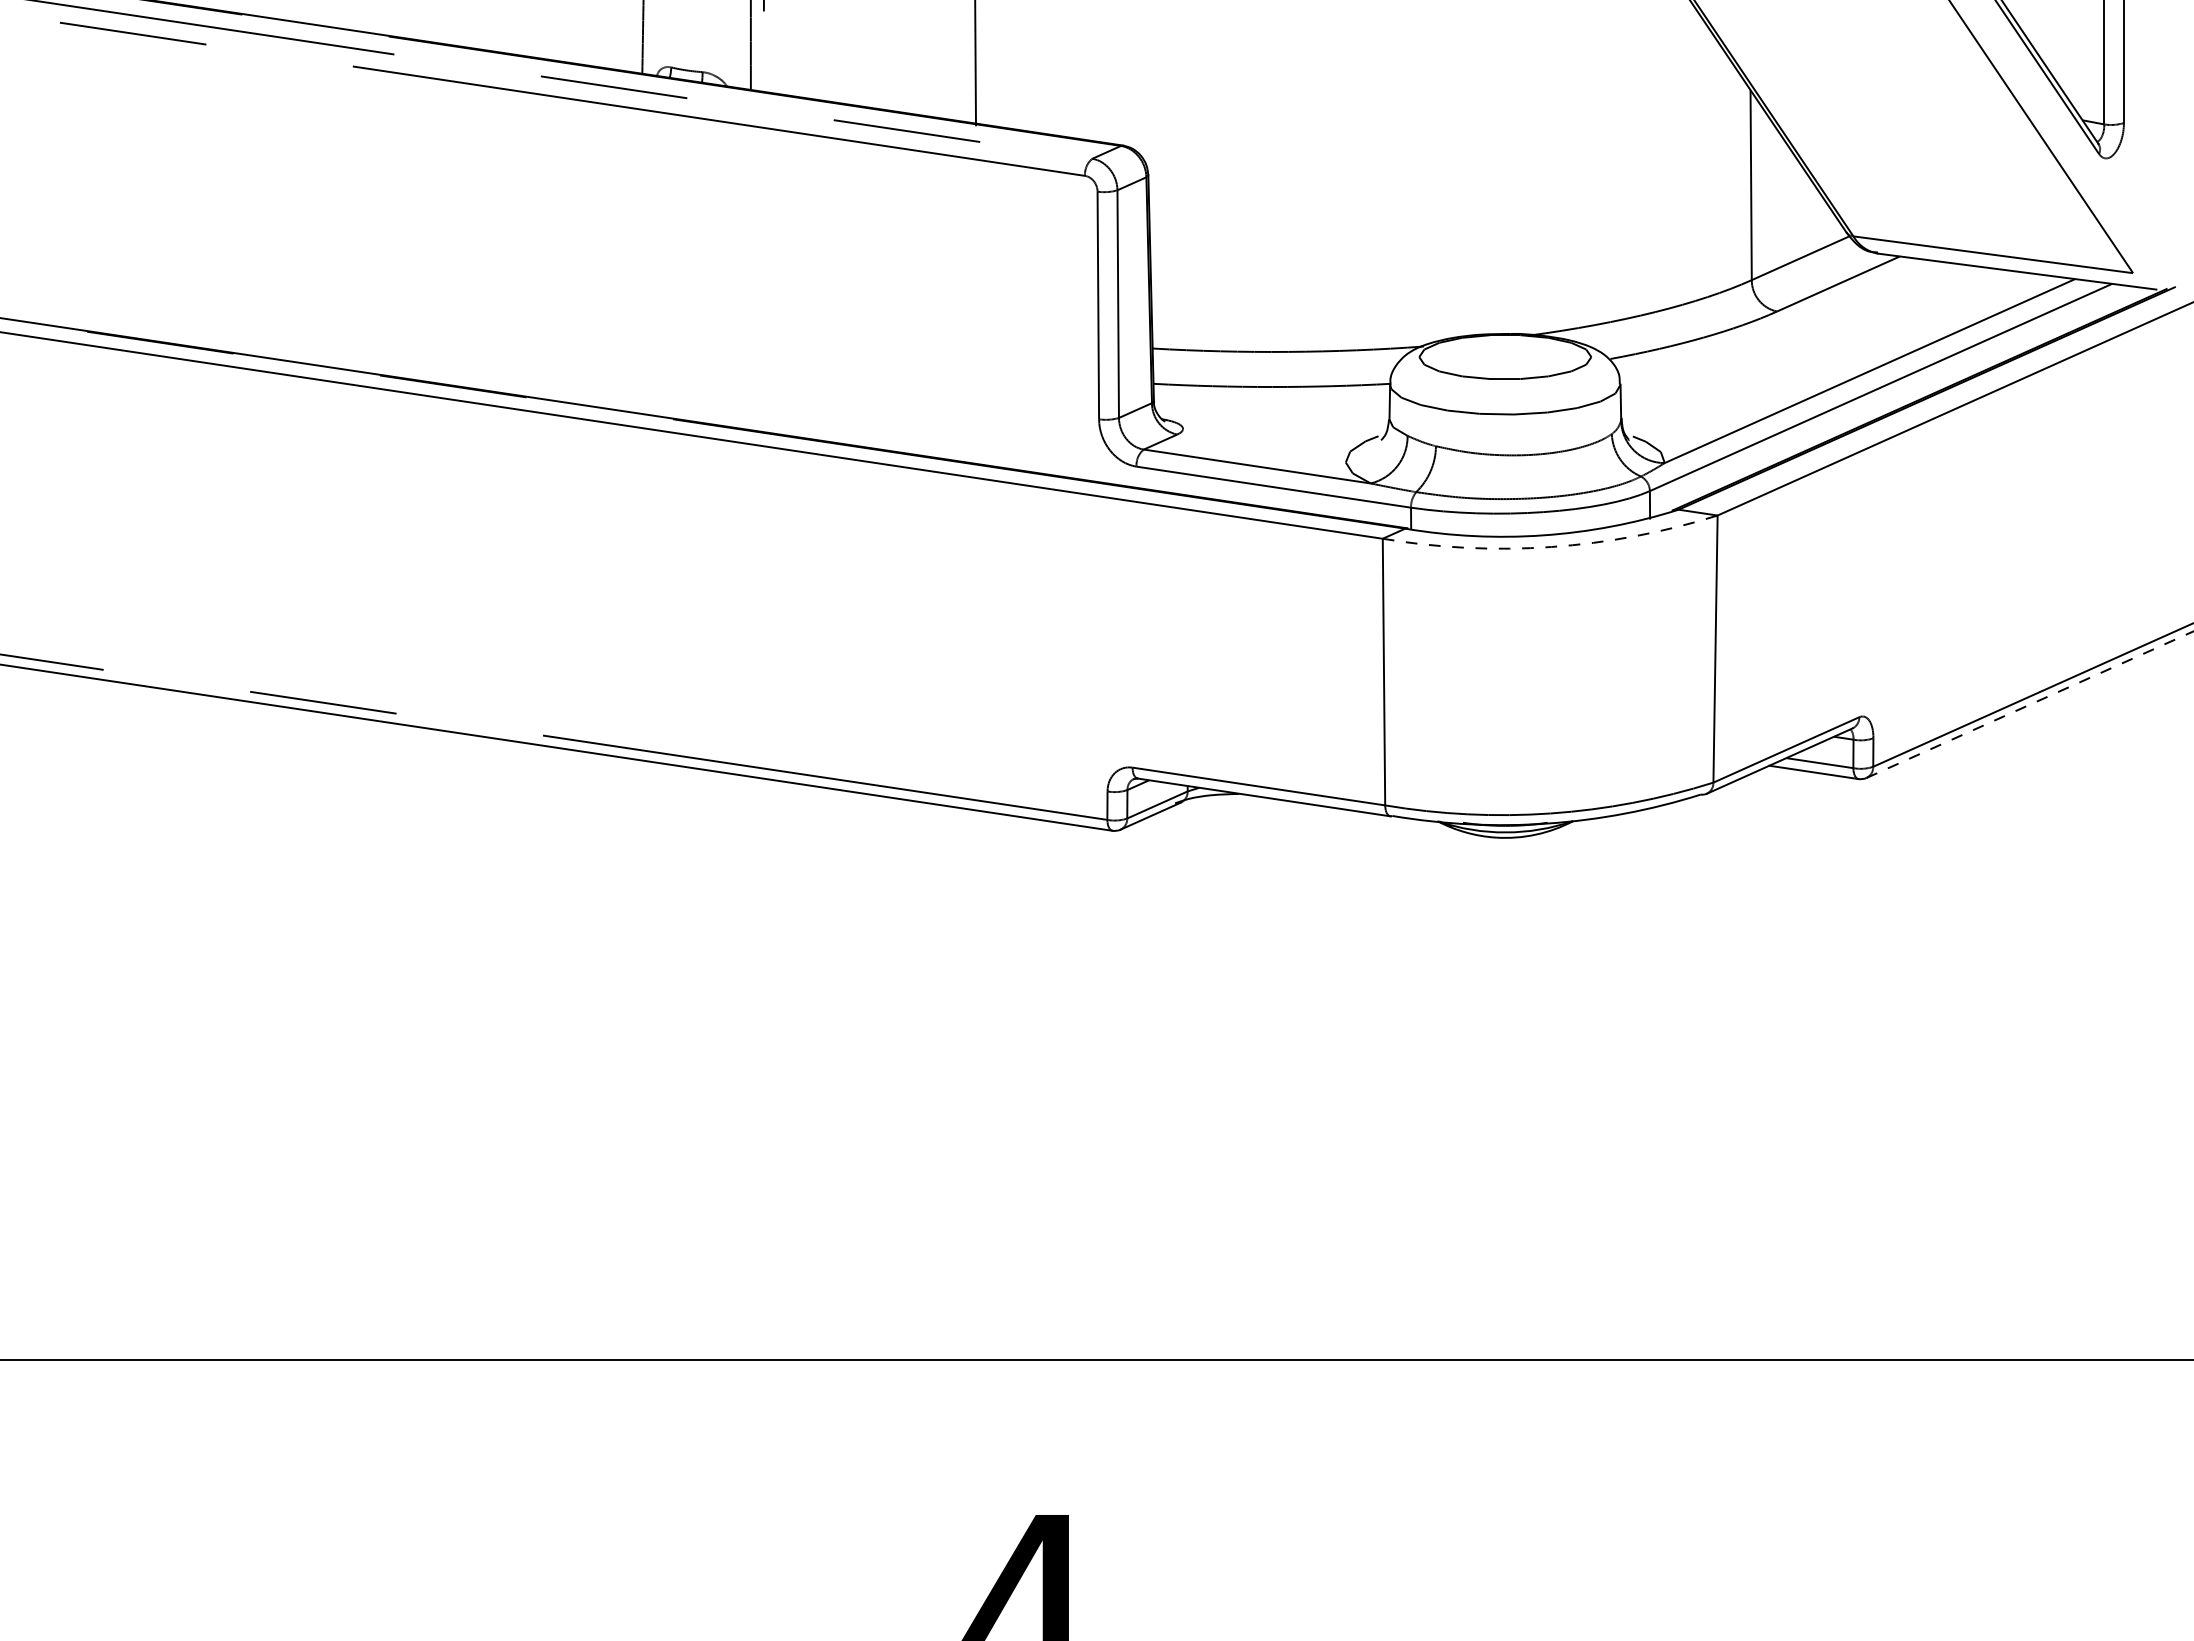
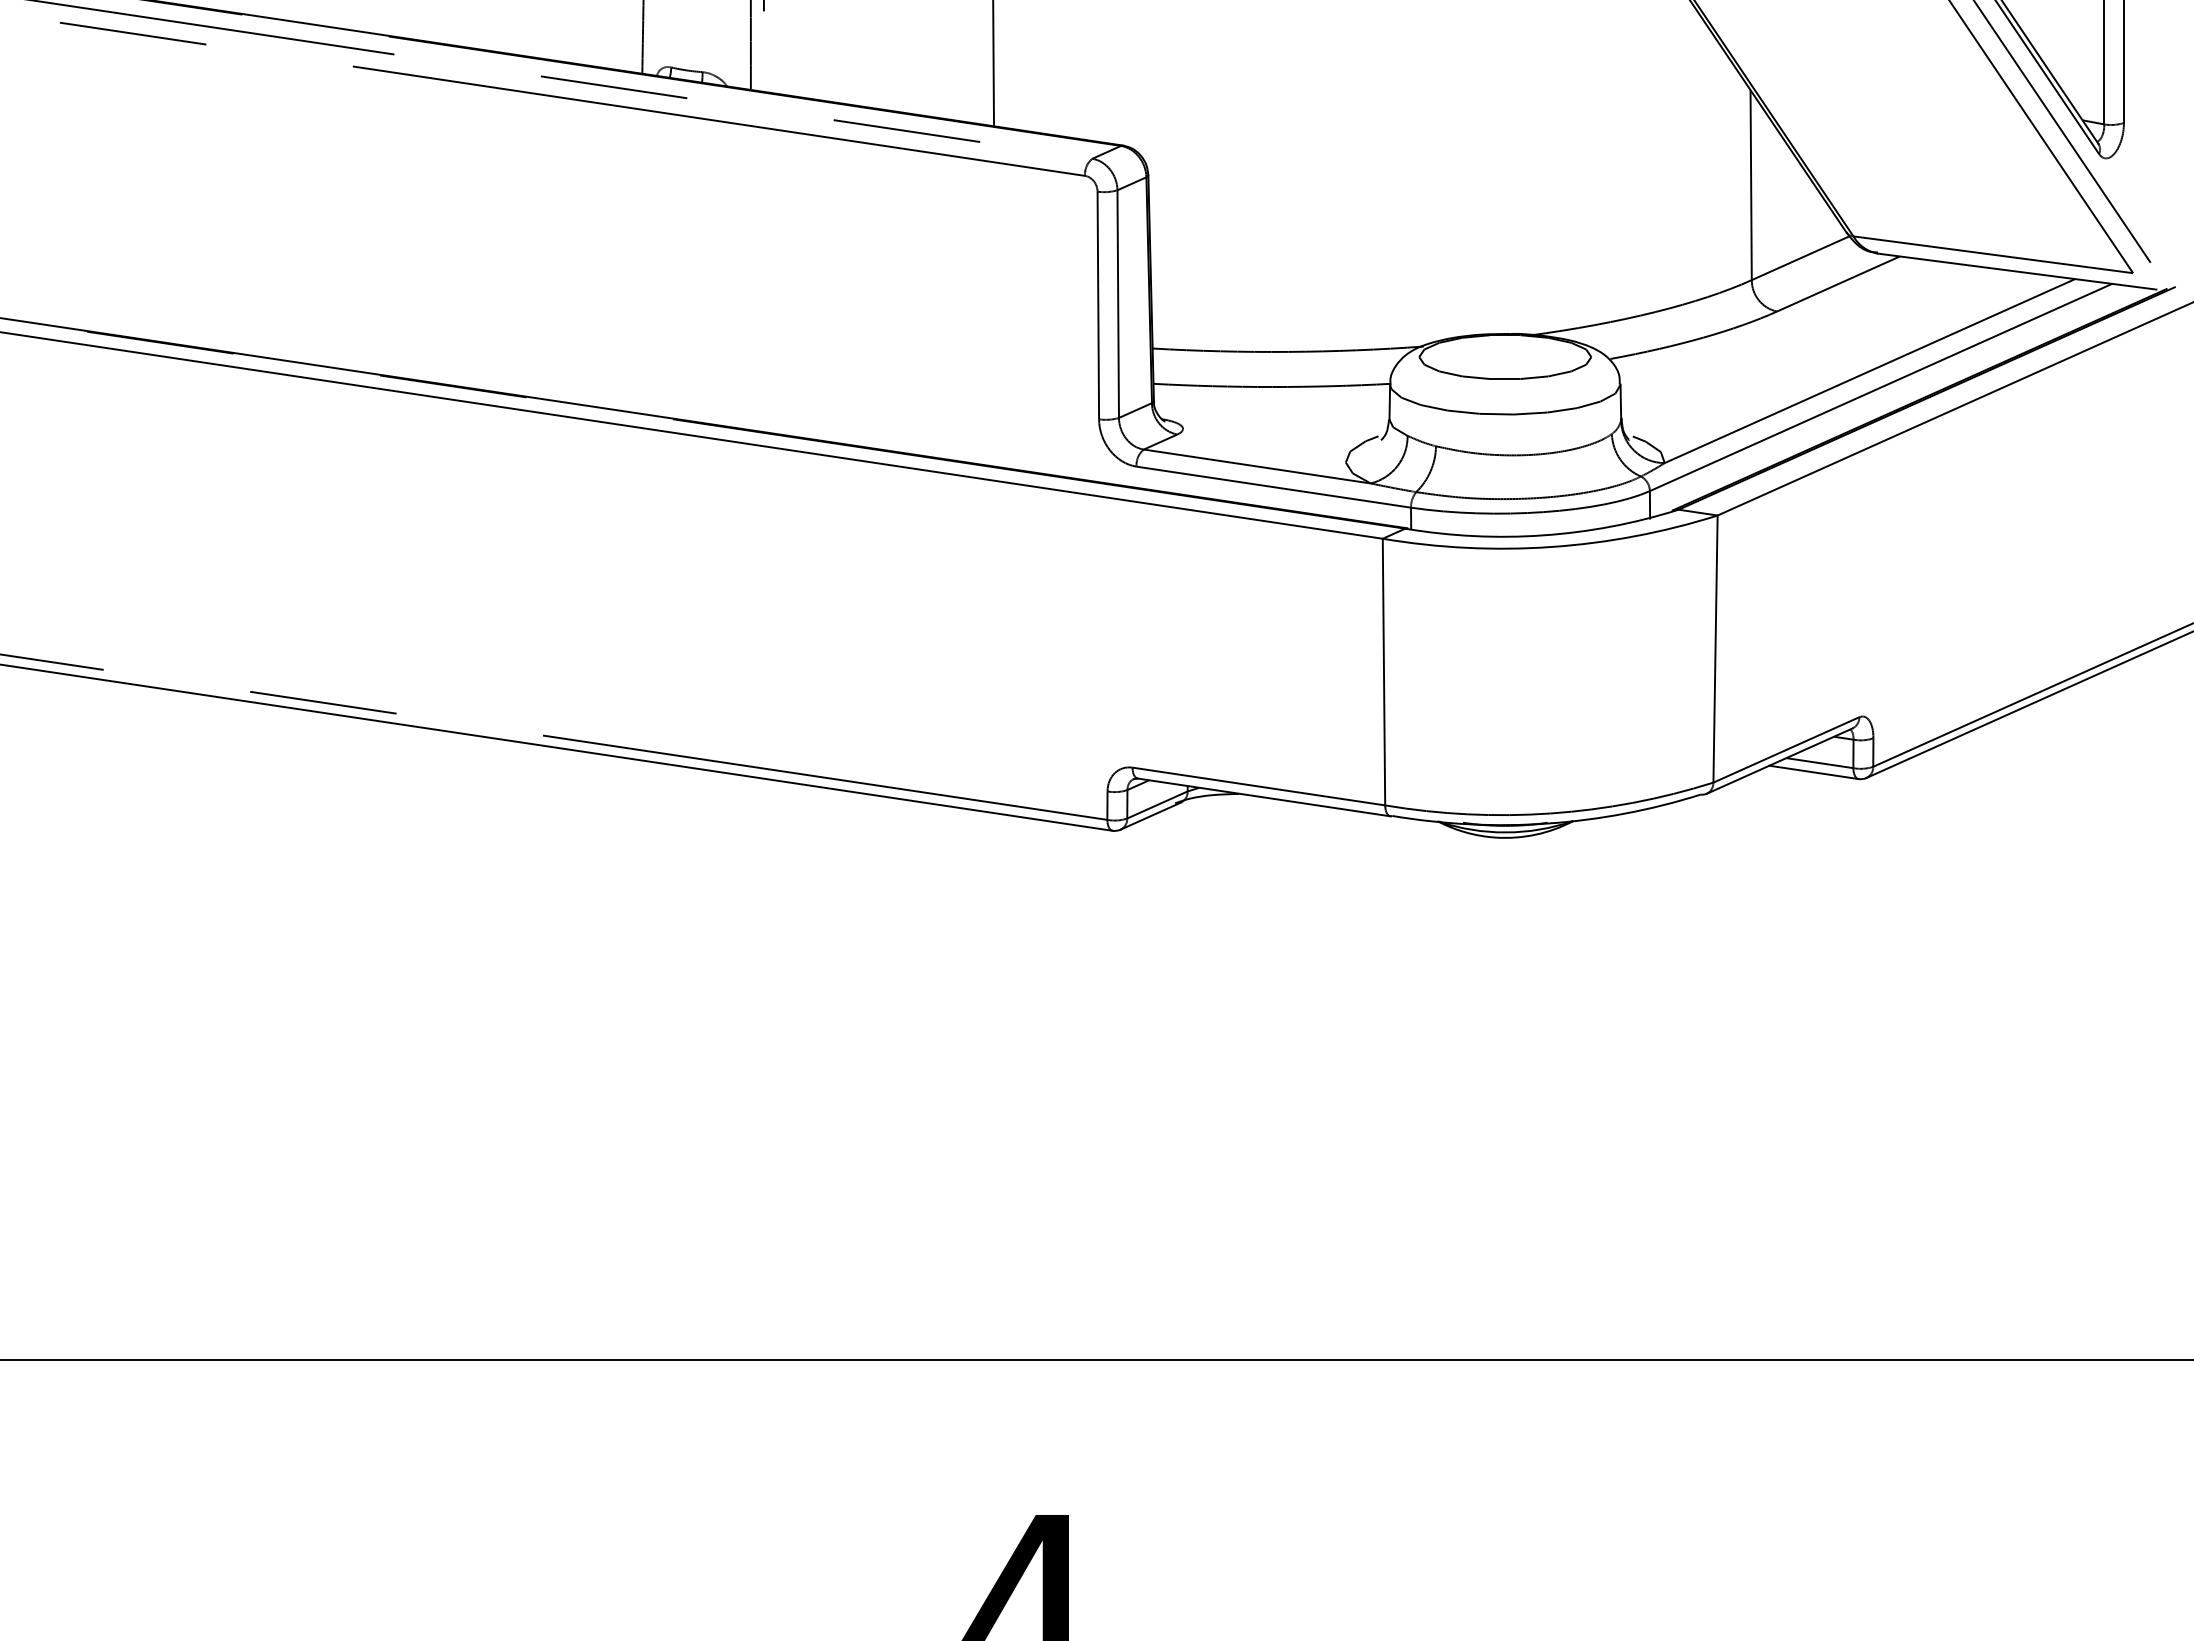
line position: (975, 64) -> (993, 64) (993, 64)
line: none -> present (2062, 132)
arc: dashed -> solid (1551, 547)
line: dashed -> solid (2029, 704)
